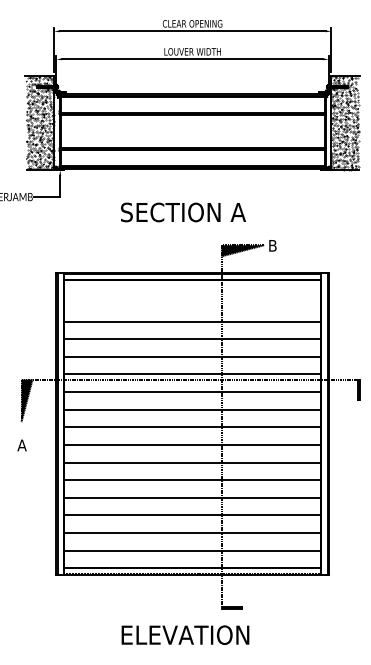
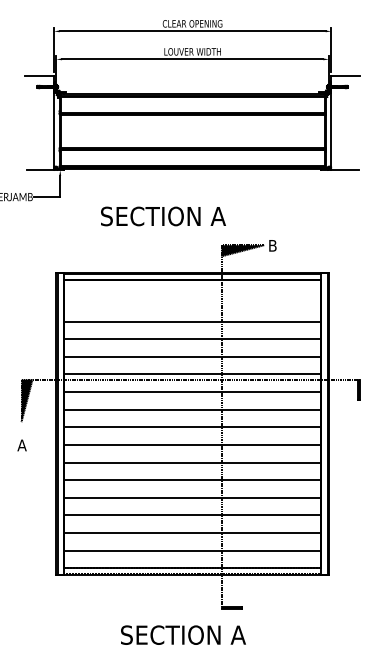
hatch: present -> none (40, 122)
hatch: present -> none (344, 123)
text position: (183, 212) -> (163, 216) (163, 216)
text: ELEVATION -> SECTION A (185, 634)
